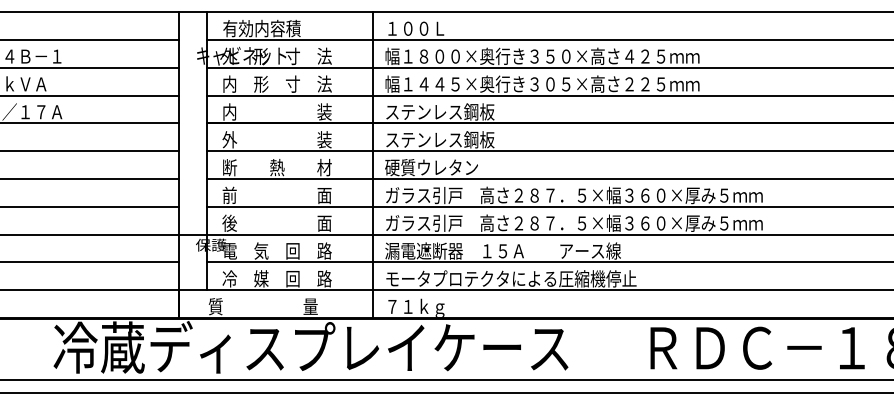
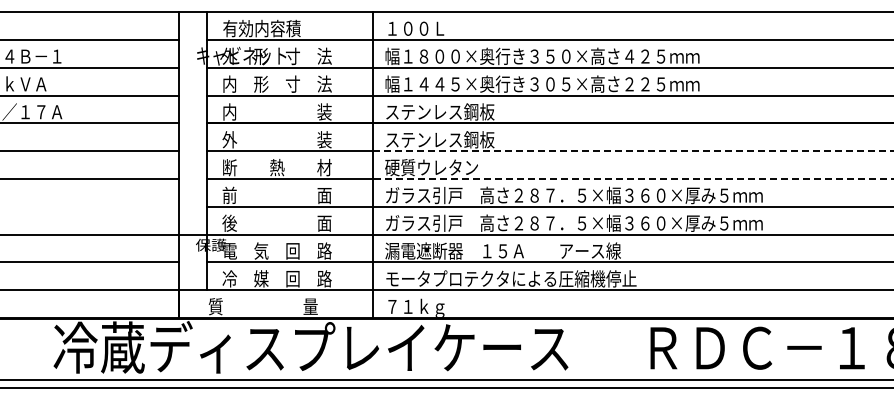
line: solid -> dashed (633, 151)
line: solid -> dashed (633, 179)
line: present -> none (90, 206)
line position: (446, 392) -> (446, 387) (446, 387)
